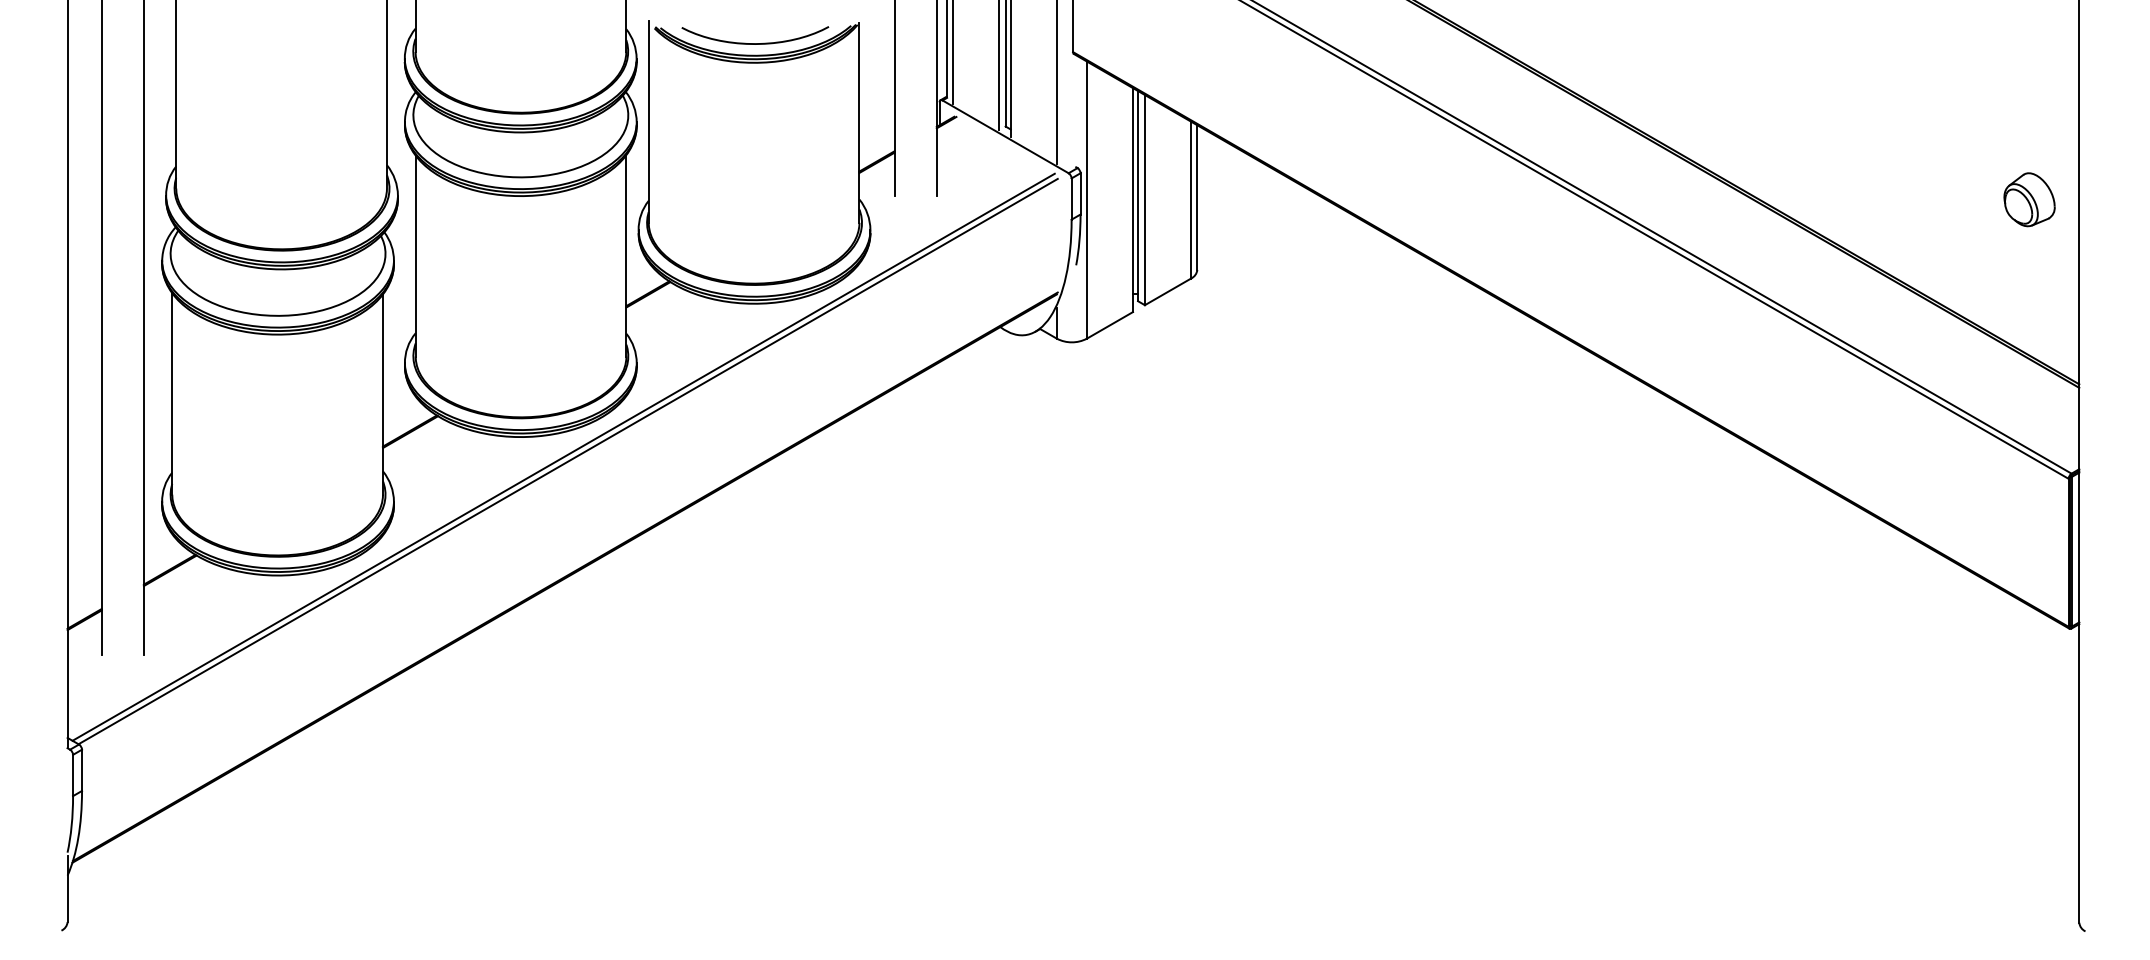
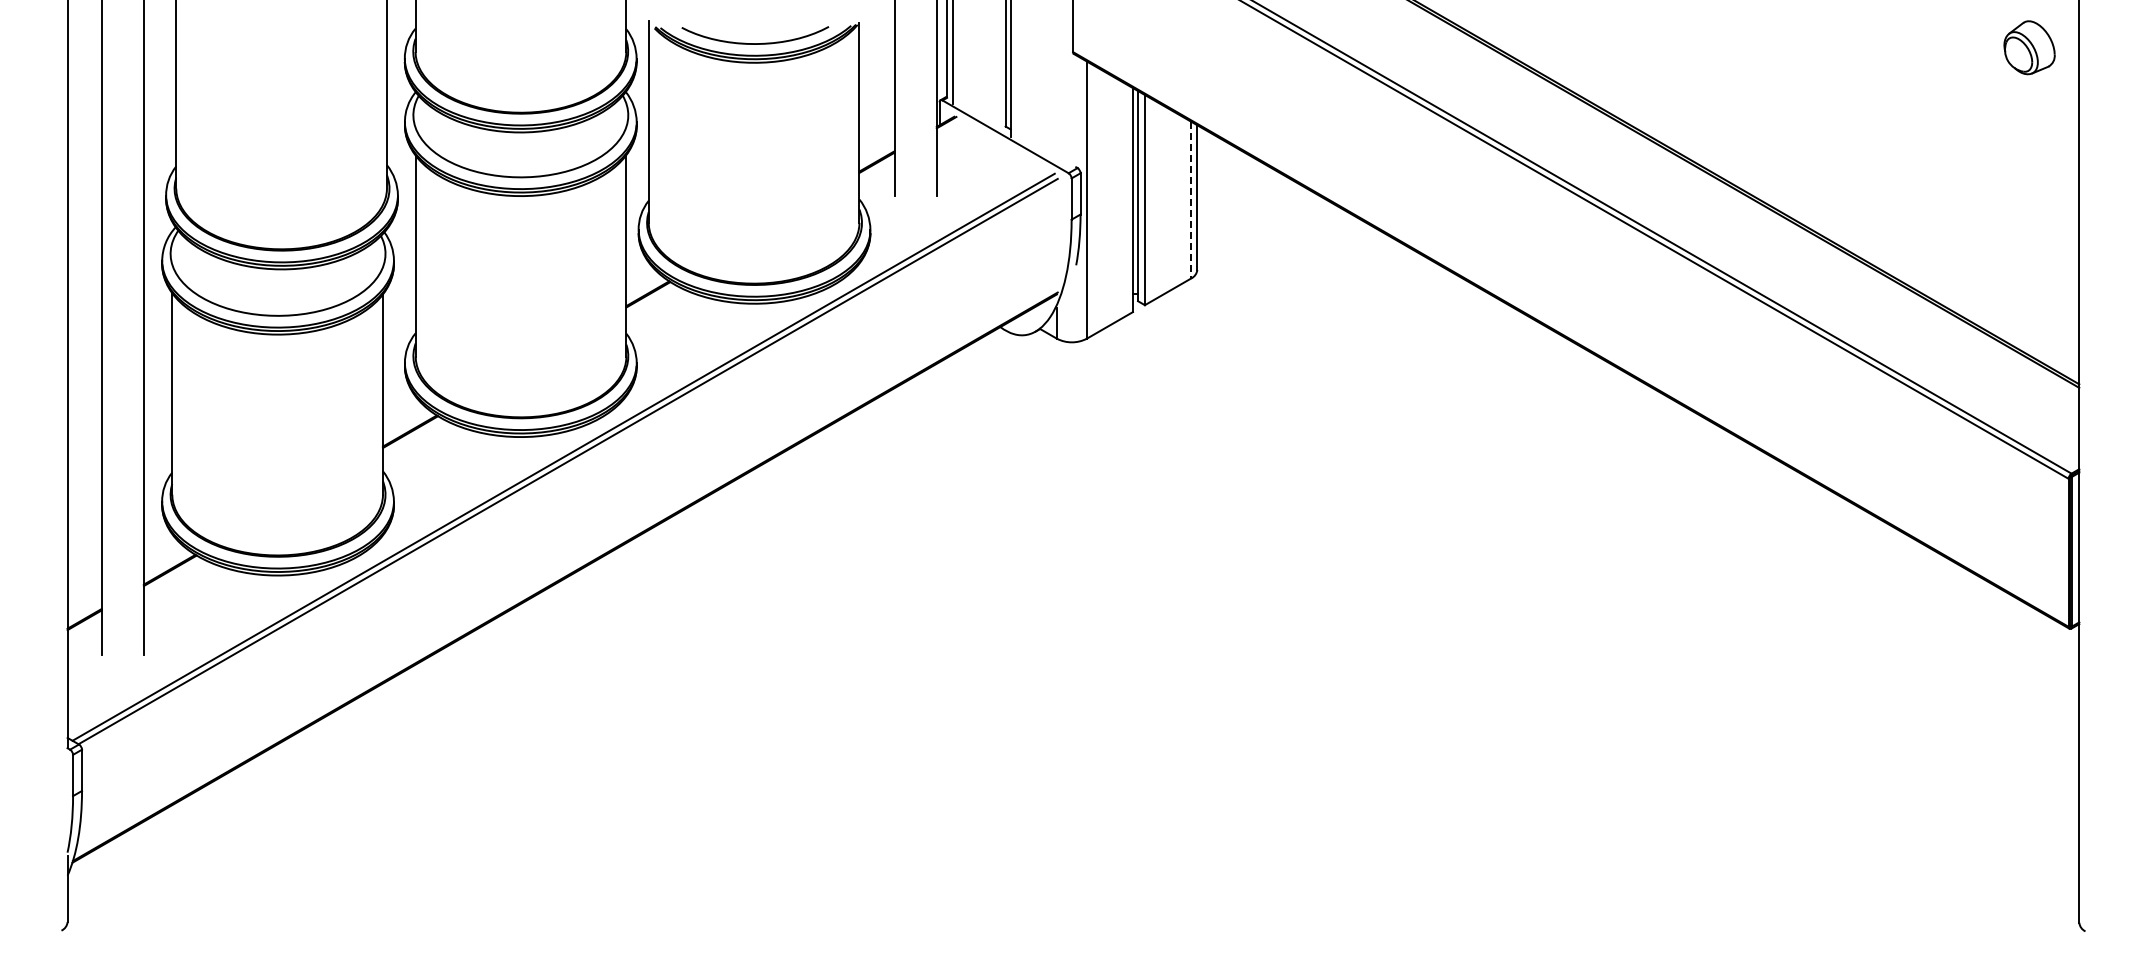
line: present -> none (998, 66)
line: present -> none (1057, 82)
part position: (2029, 199) -> (2029, 47) (2029, 47)
line: solid -> dashed (1191, 200)
